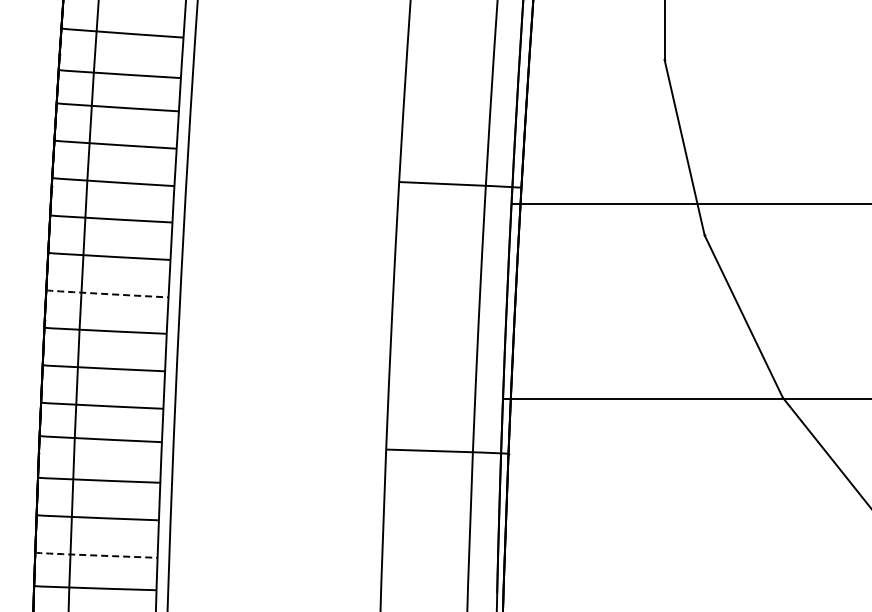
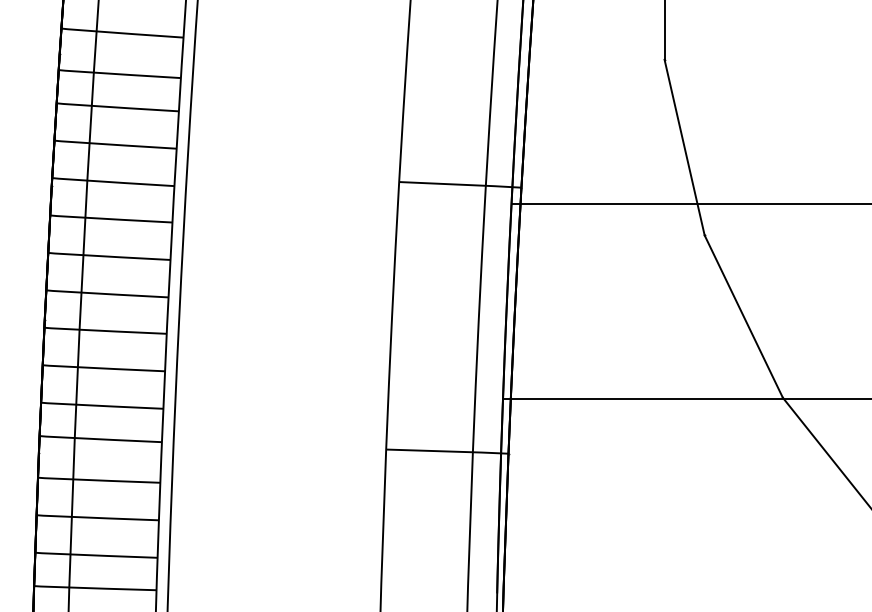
arc: dashed -> solid (101, 293)
arc: dashed -> solid (90, 555)
